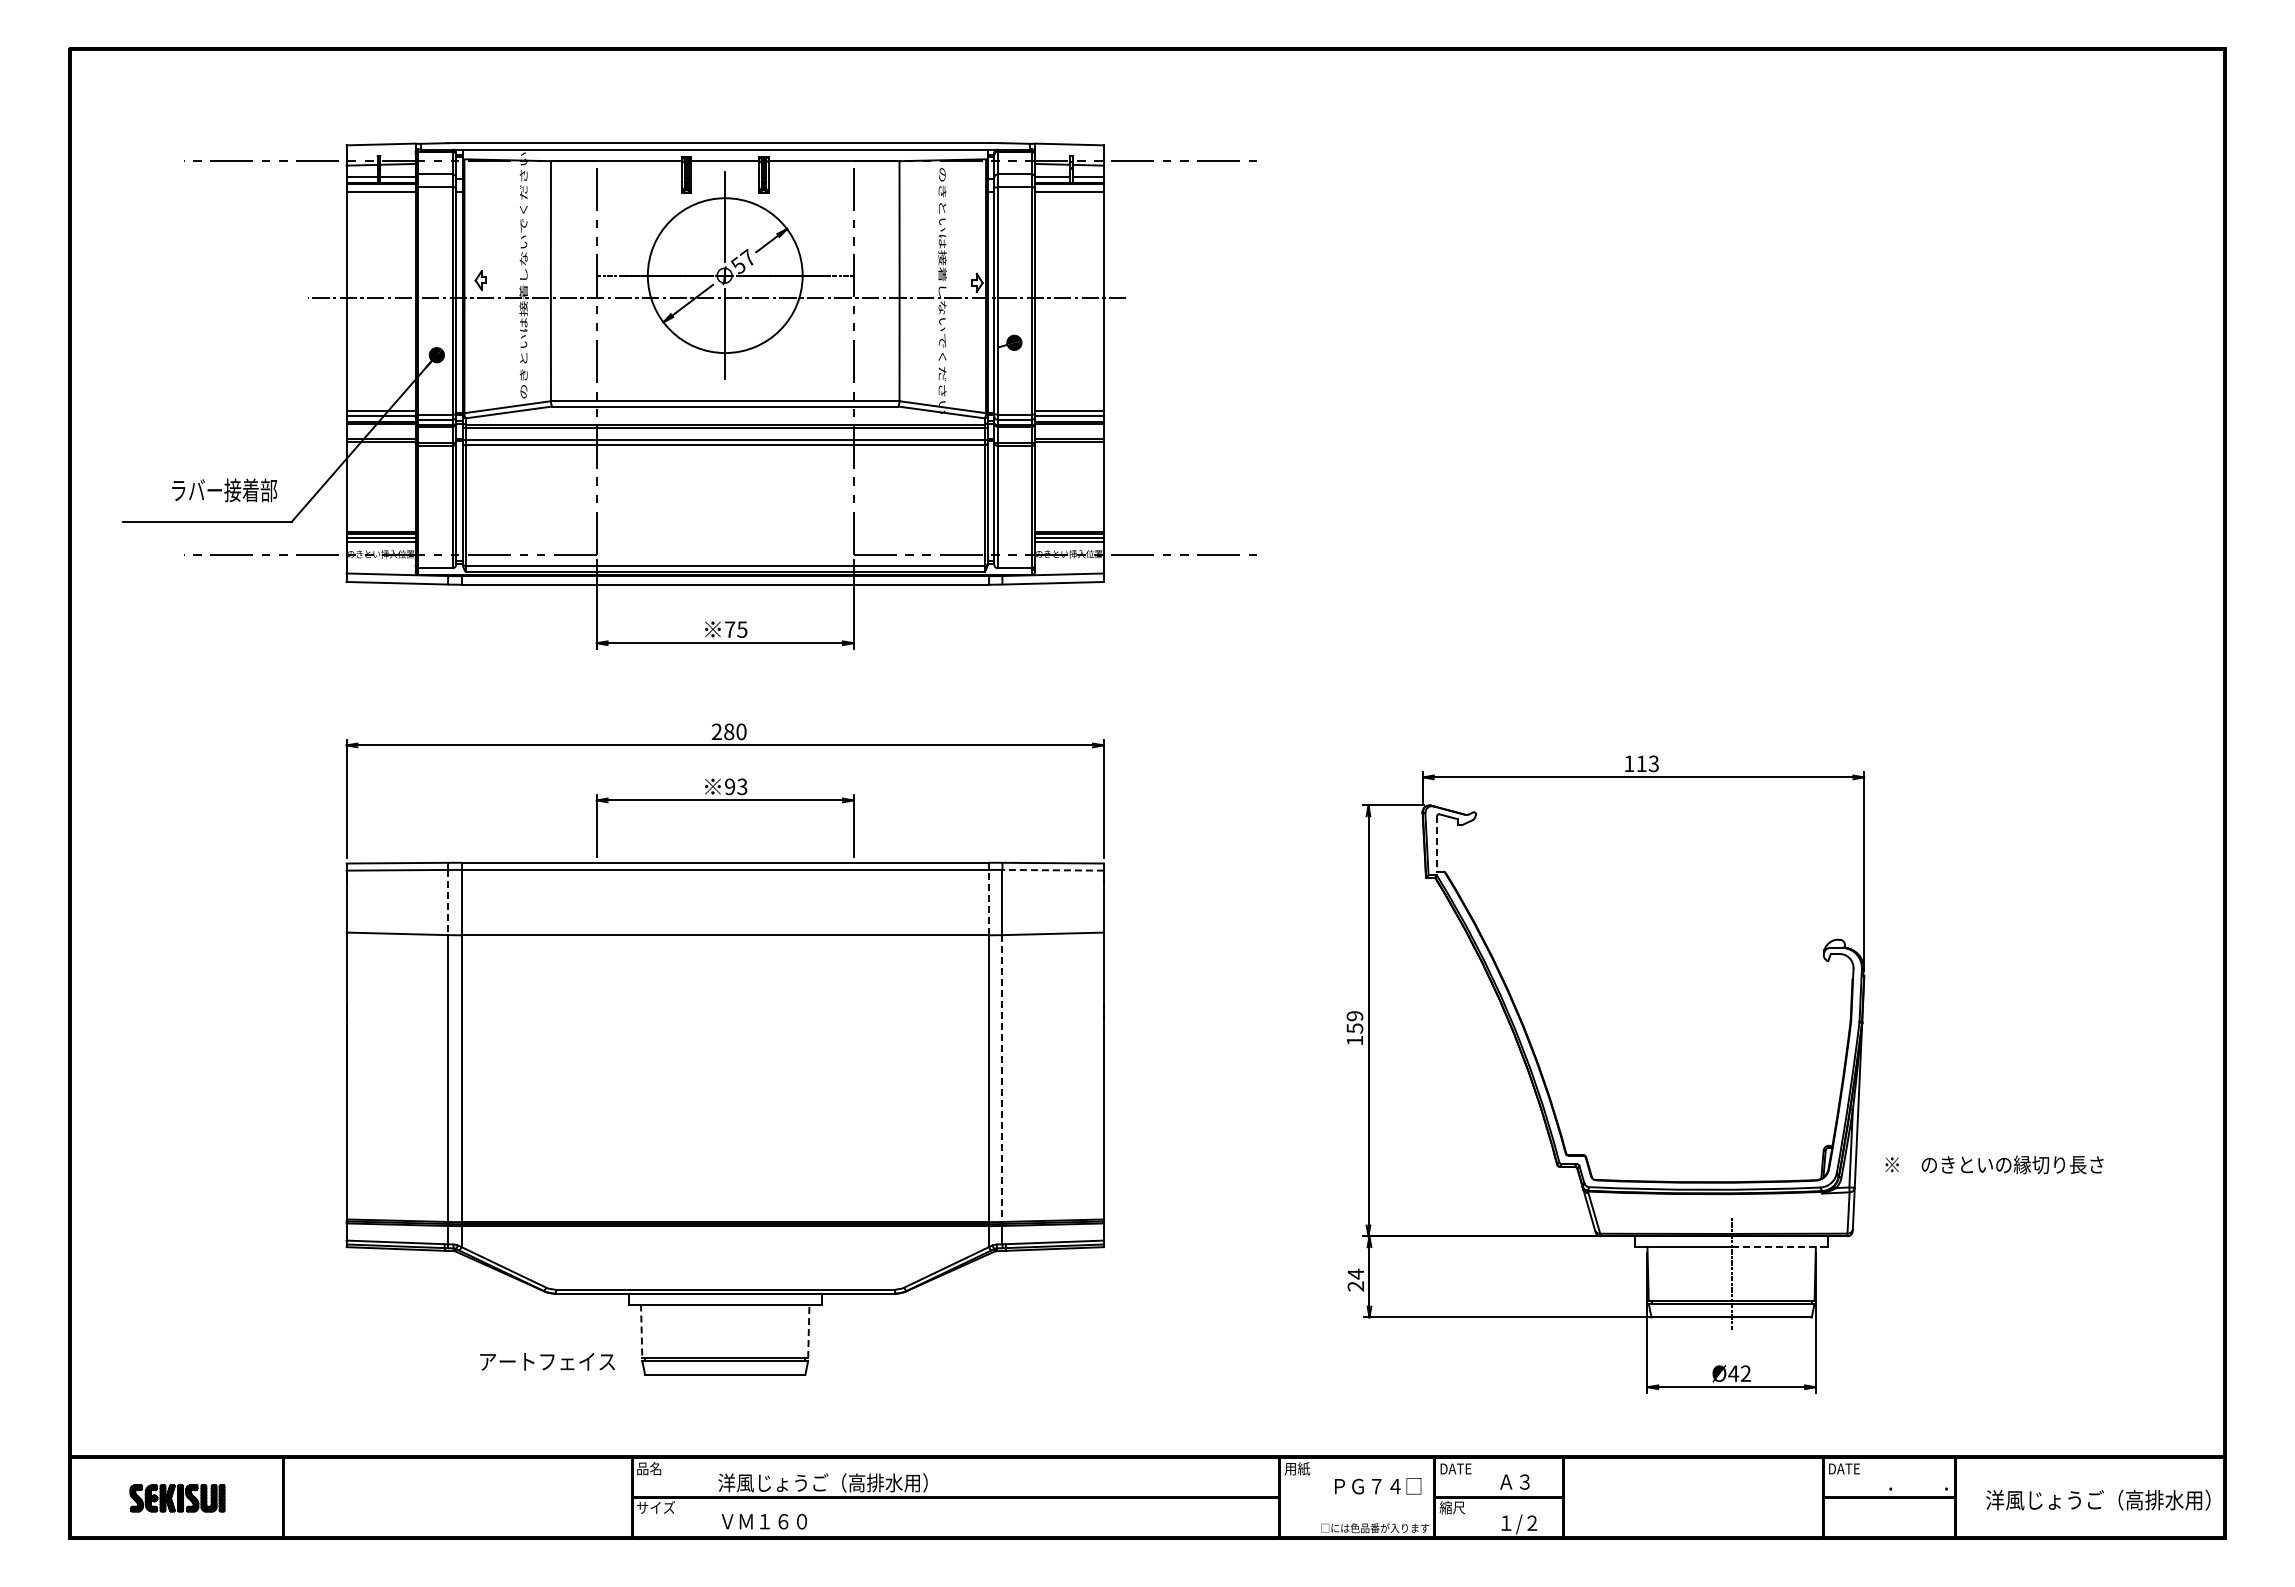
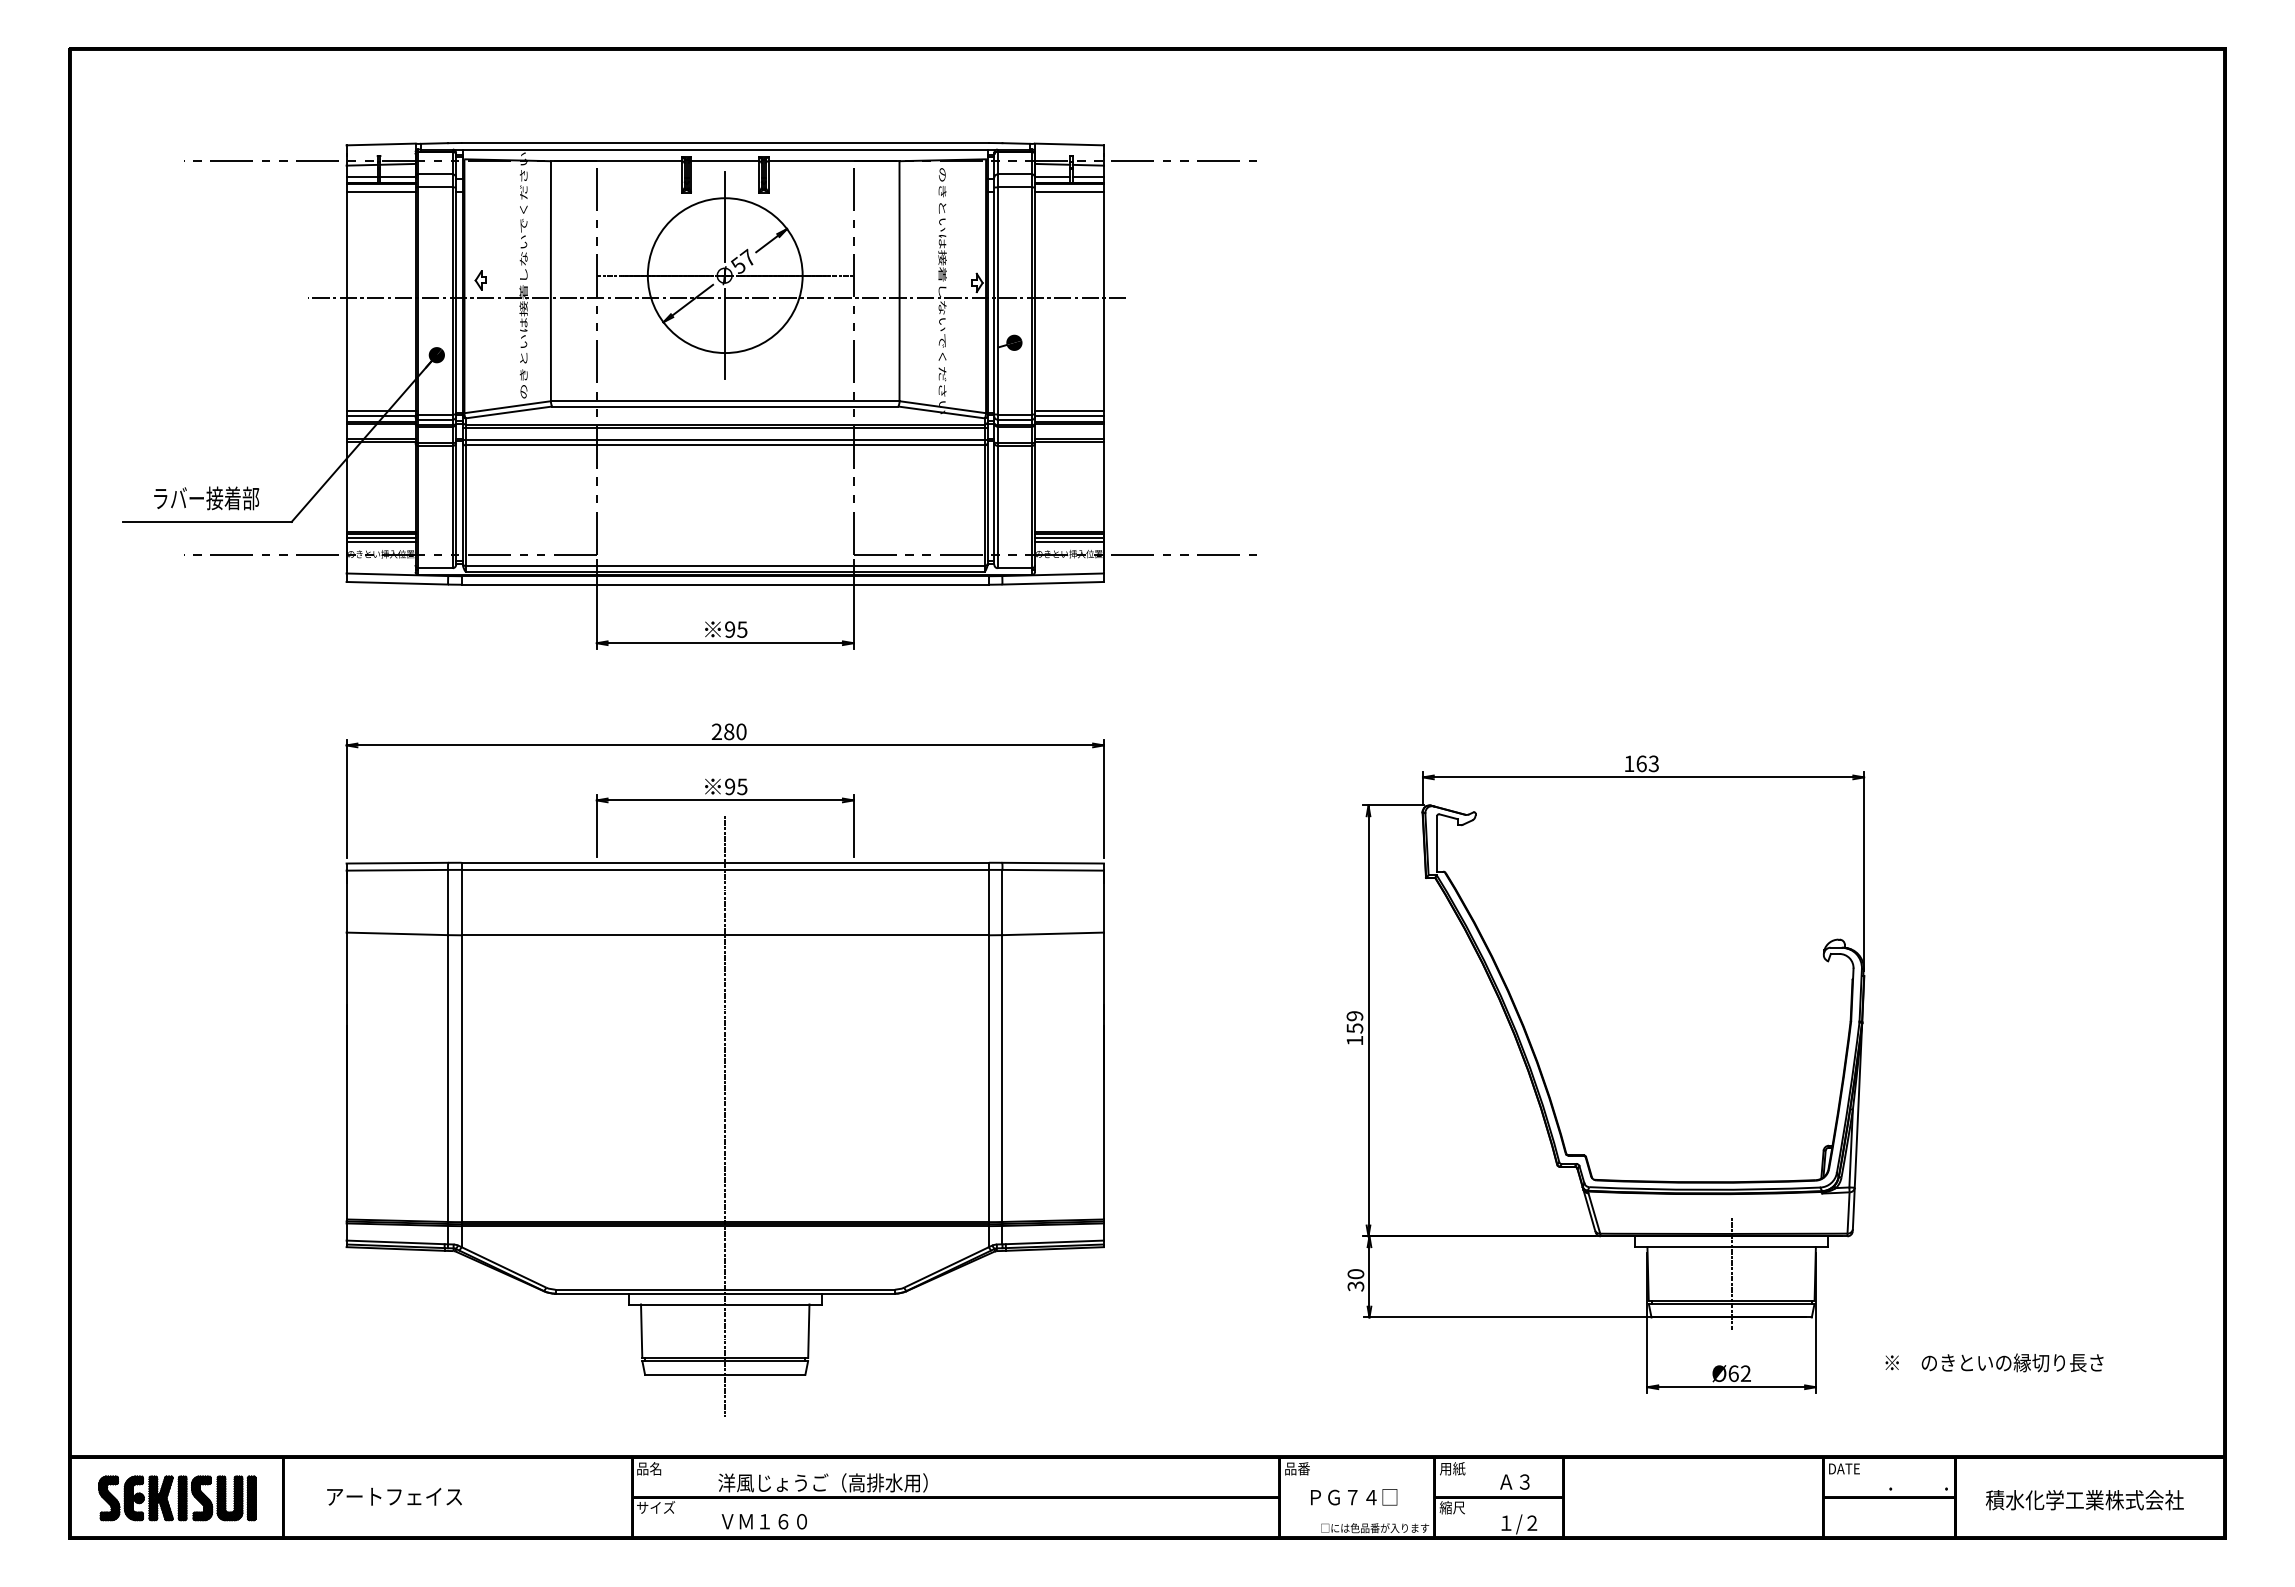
text position: (224, 490) -> (206, 498) (206, 498)
text: 75 -> 95 (730, 629)
text: 113 -> 163 (1641, 763)
text: 93 -> 95 (742, 786)
line: dashed -> solid (1437, 843)
line: dashed -> solid (1053, 870)
line: dashed -> solid (448, 902)
line: dashed -> solid (988, 902)
line: dashed -> solid (1002, 1079)
line: none -> present (725, 1116)
text position: (1994, 1164) -> (1994, 1362) (1994, 1362)
line: dashed -> solid (1780, 1247)
text: 24 -> 30 (1355, 1279)
line: dashed -> solid (641, 1331)
line: dashed -> solid (808, 1331)
text position: (547, 1361) -> (394, 1496) (394, 1496)
text: Ø42 -> Ø62 (1733, 1373)
text: 用紙 -> 品番 (1297, 1468)
text: DATE -> 用紙 (1455, 1468)
text position: (1378, 1486) -> (1354, 1497) (1354, 1497)
part size: 97x29 px -> 159x47 px (177, 1498)
text: 洋風じょうご（高排水用） -> 積水化学工業株式会社 (2097, 1499)
